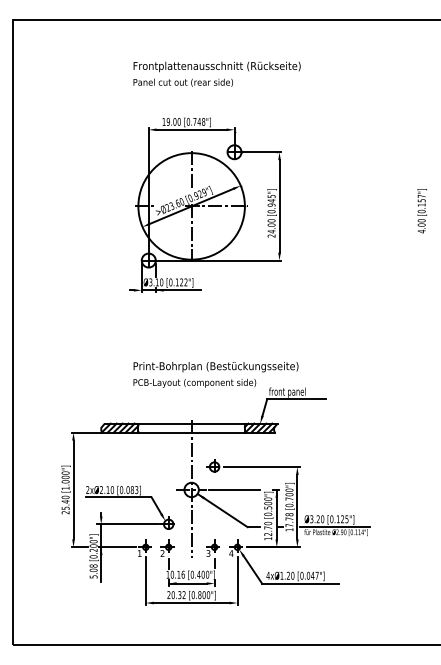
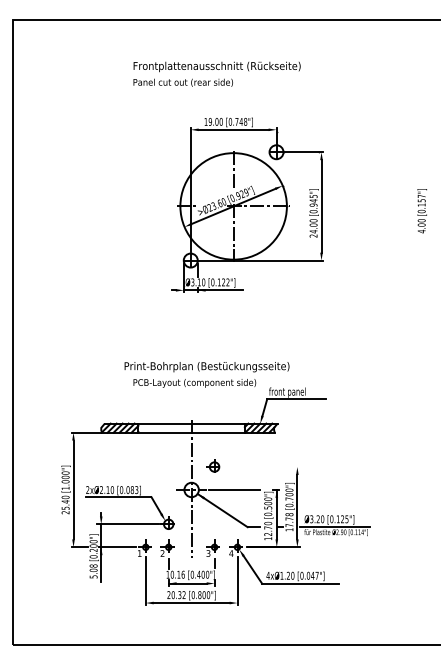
part position: (205, 204) -> (247, 204) (247, 204)
text position: (215, 367) -> (206, 367) (206, 367)
line: present -> none (261, 467)
